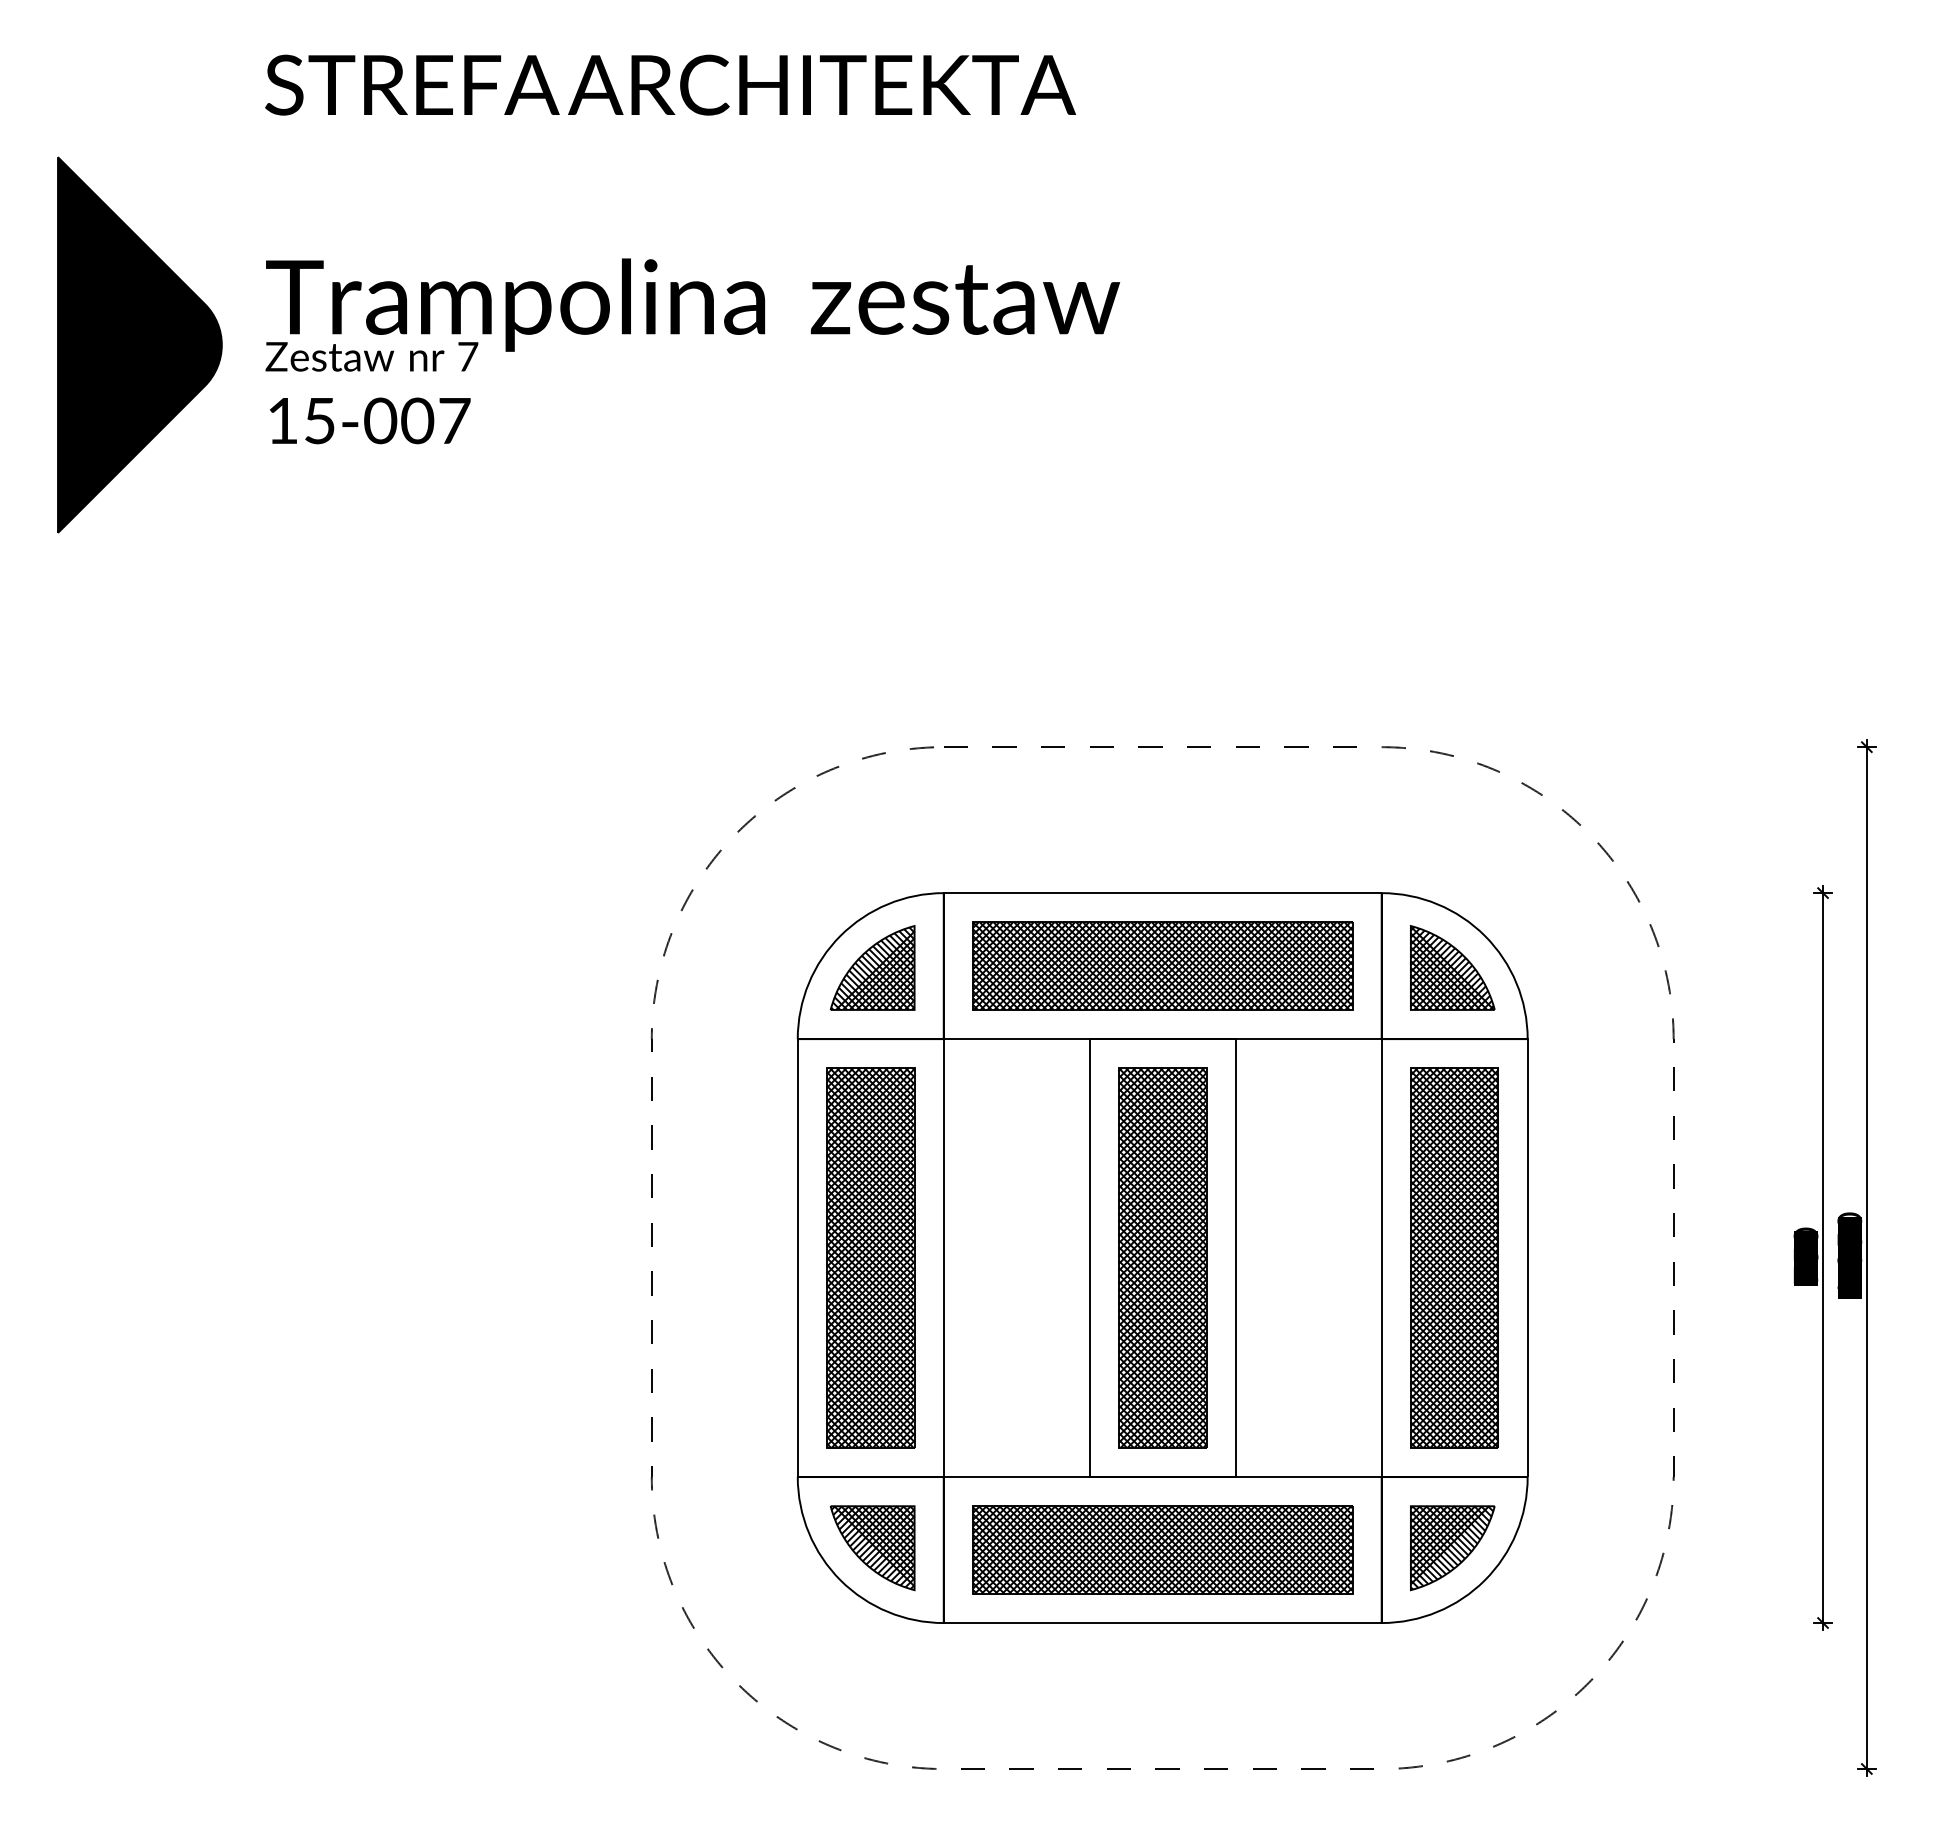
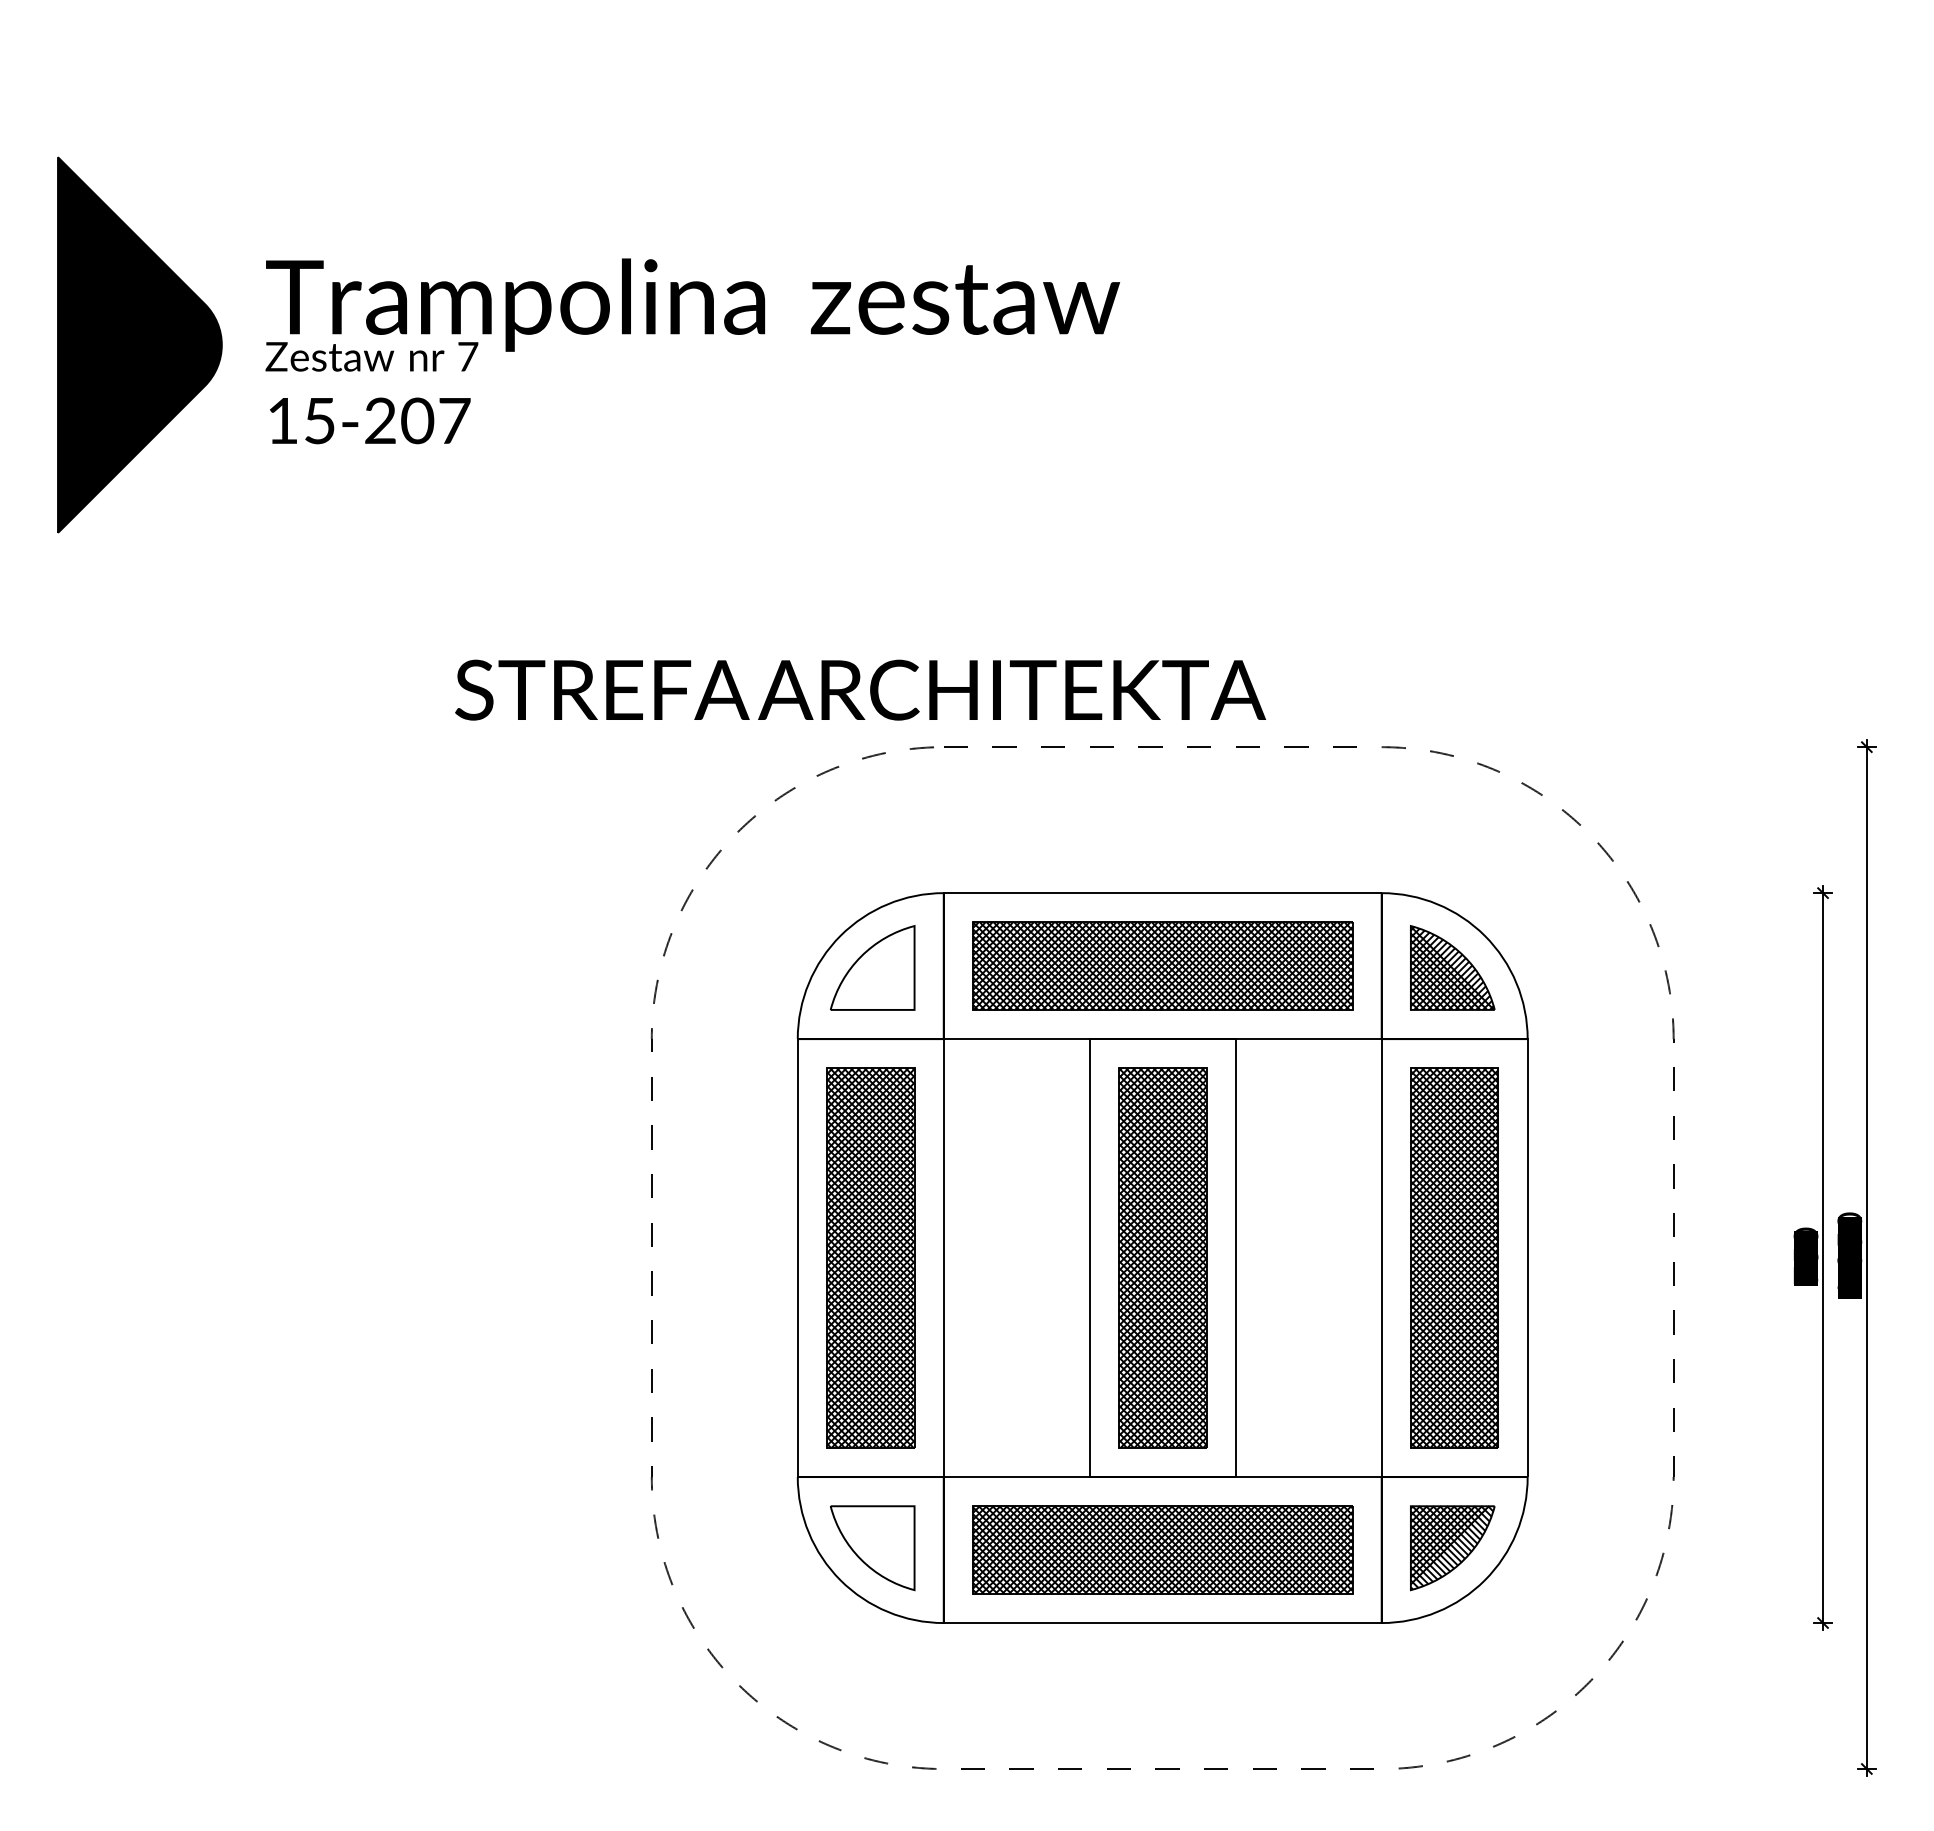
text position: (670, 84) -> (860, 689) (860, 689)
text: 15-007 -> 15-207 (380, 420)
hatch: present -> none (872, 968)
hatch: present -> none (872, 1547)
